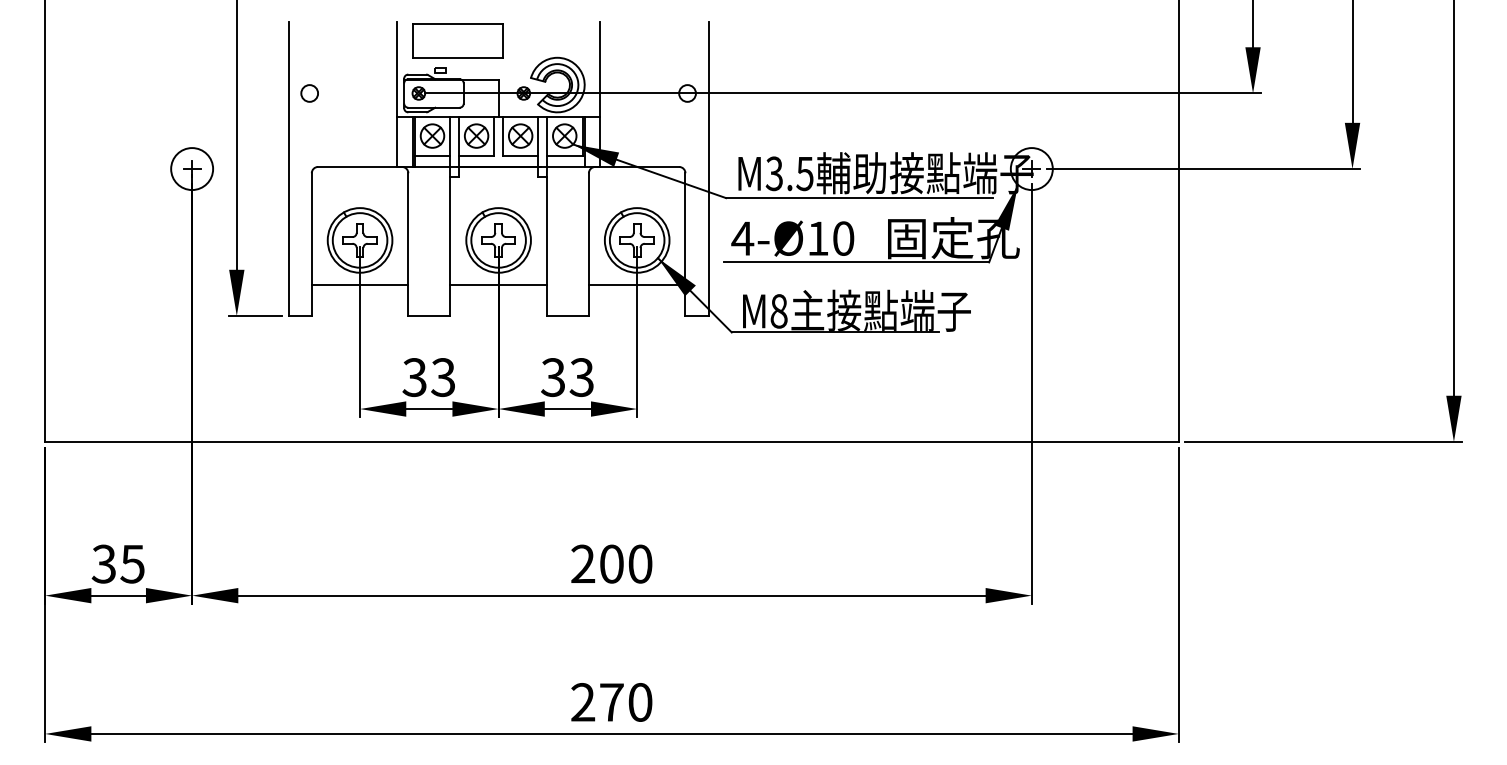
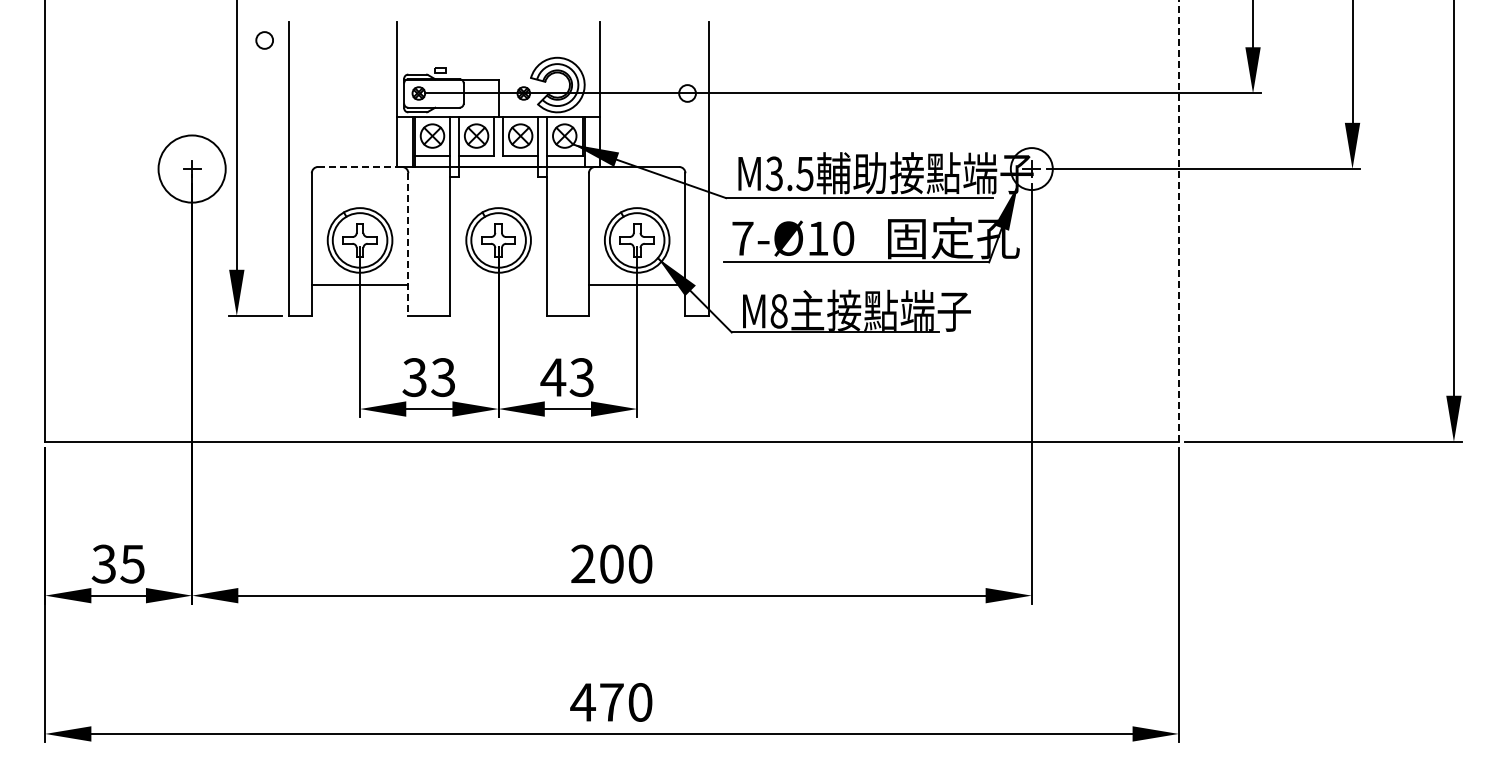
part: present -> none (457, 40)
circle position: (309, 93) -> (264, 40) (264, 40)
line: solid -> dashed (360, 166)
circle diameter: 42 px -> 67 px (191, 168)
line: solid -> dashed (1178, 221)
text: 4-Ø10 -> 7-Ø10 (742, 238)
line: solid -> dashed (408, 245)
line: present -> none (498, 284)
text: 33 -> 43 (553, 377)
text: 270 -> 470 (582, 702)
